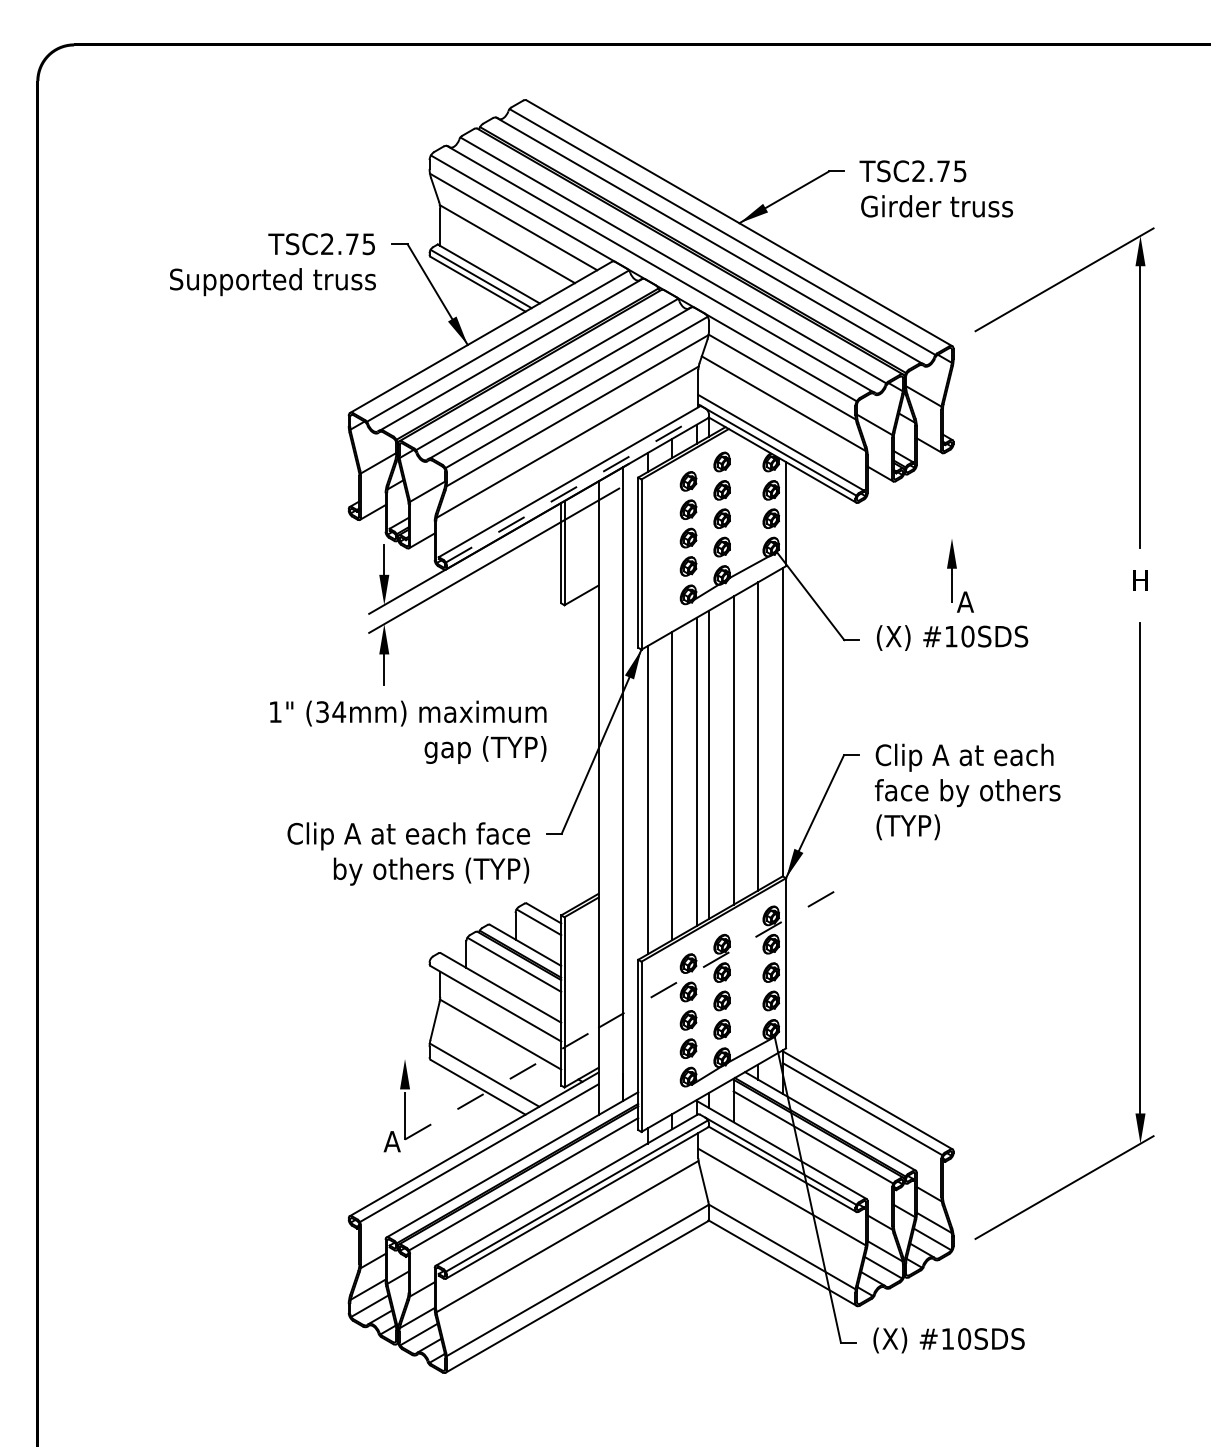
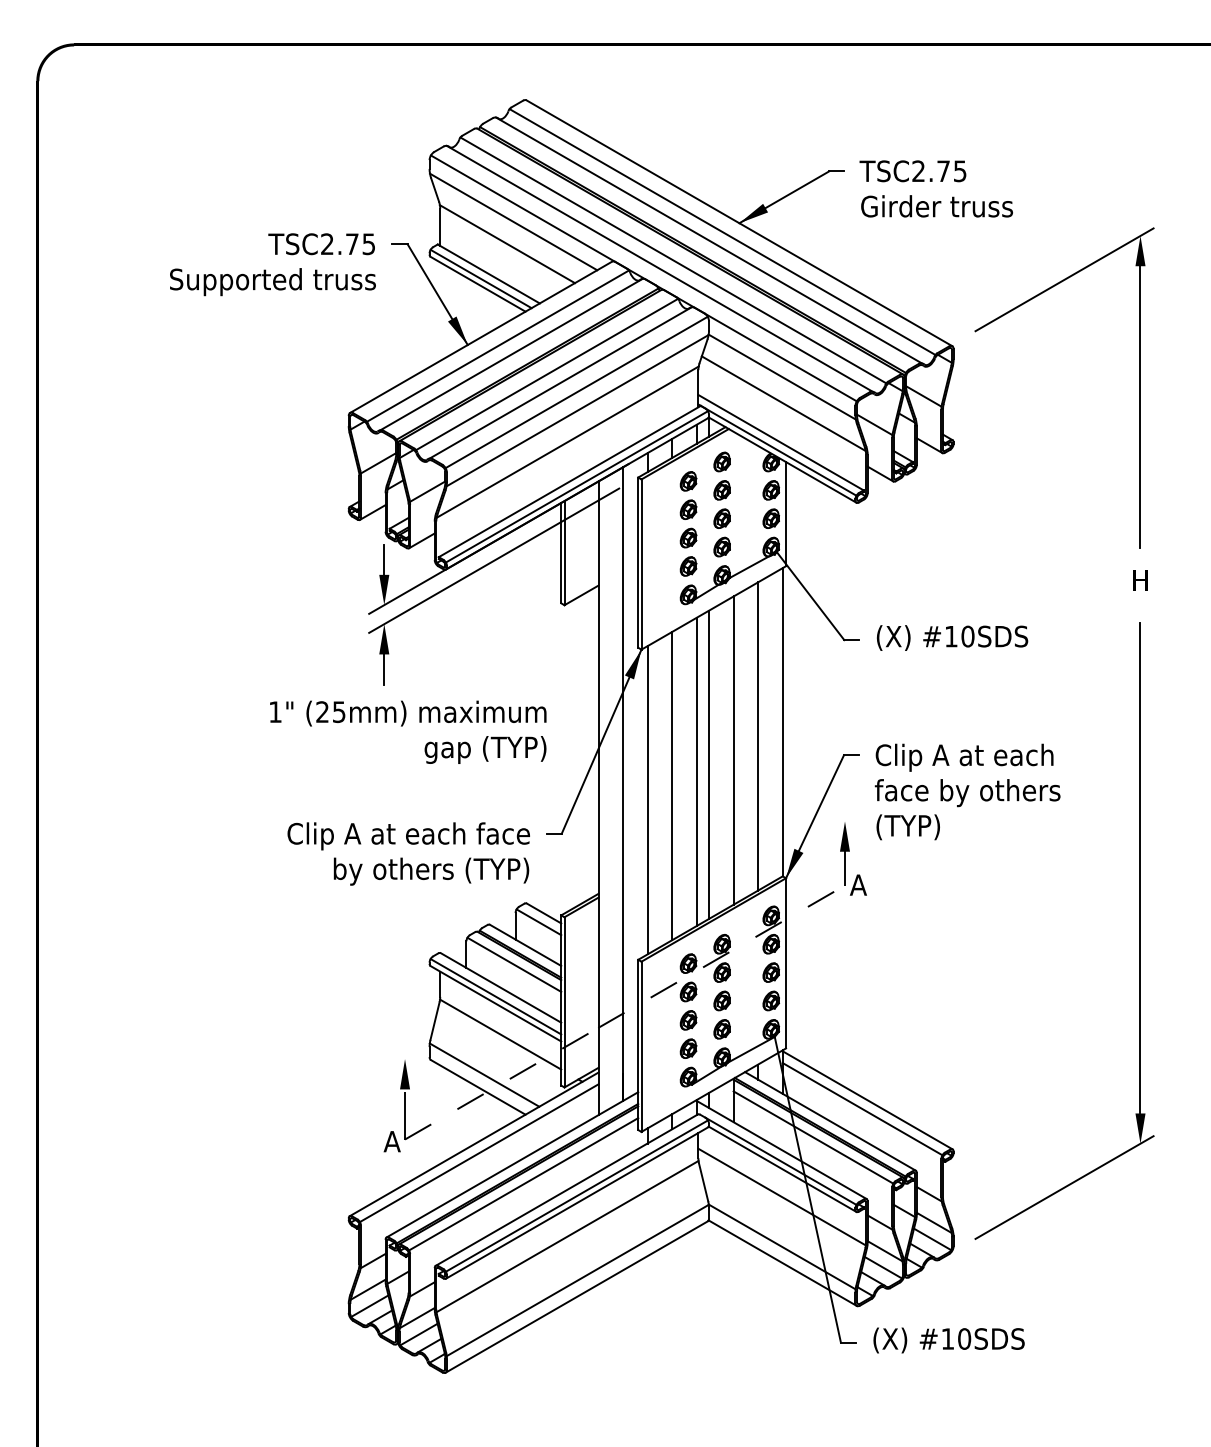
line: dashed -> solid (577, 486)
part position: (952, 575) -> (845, 858) (845, 858)
text: (34mm) -> (25mm) (331, 712)
line: none -> present (495, 996)
